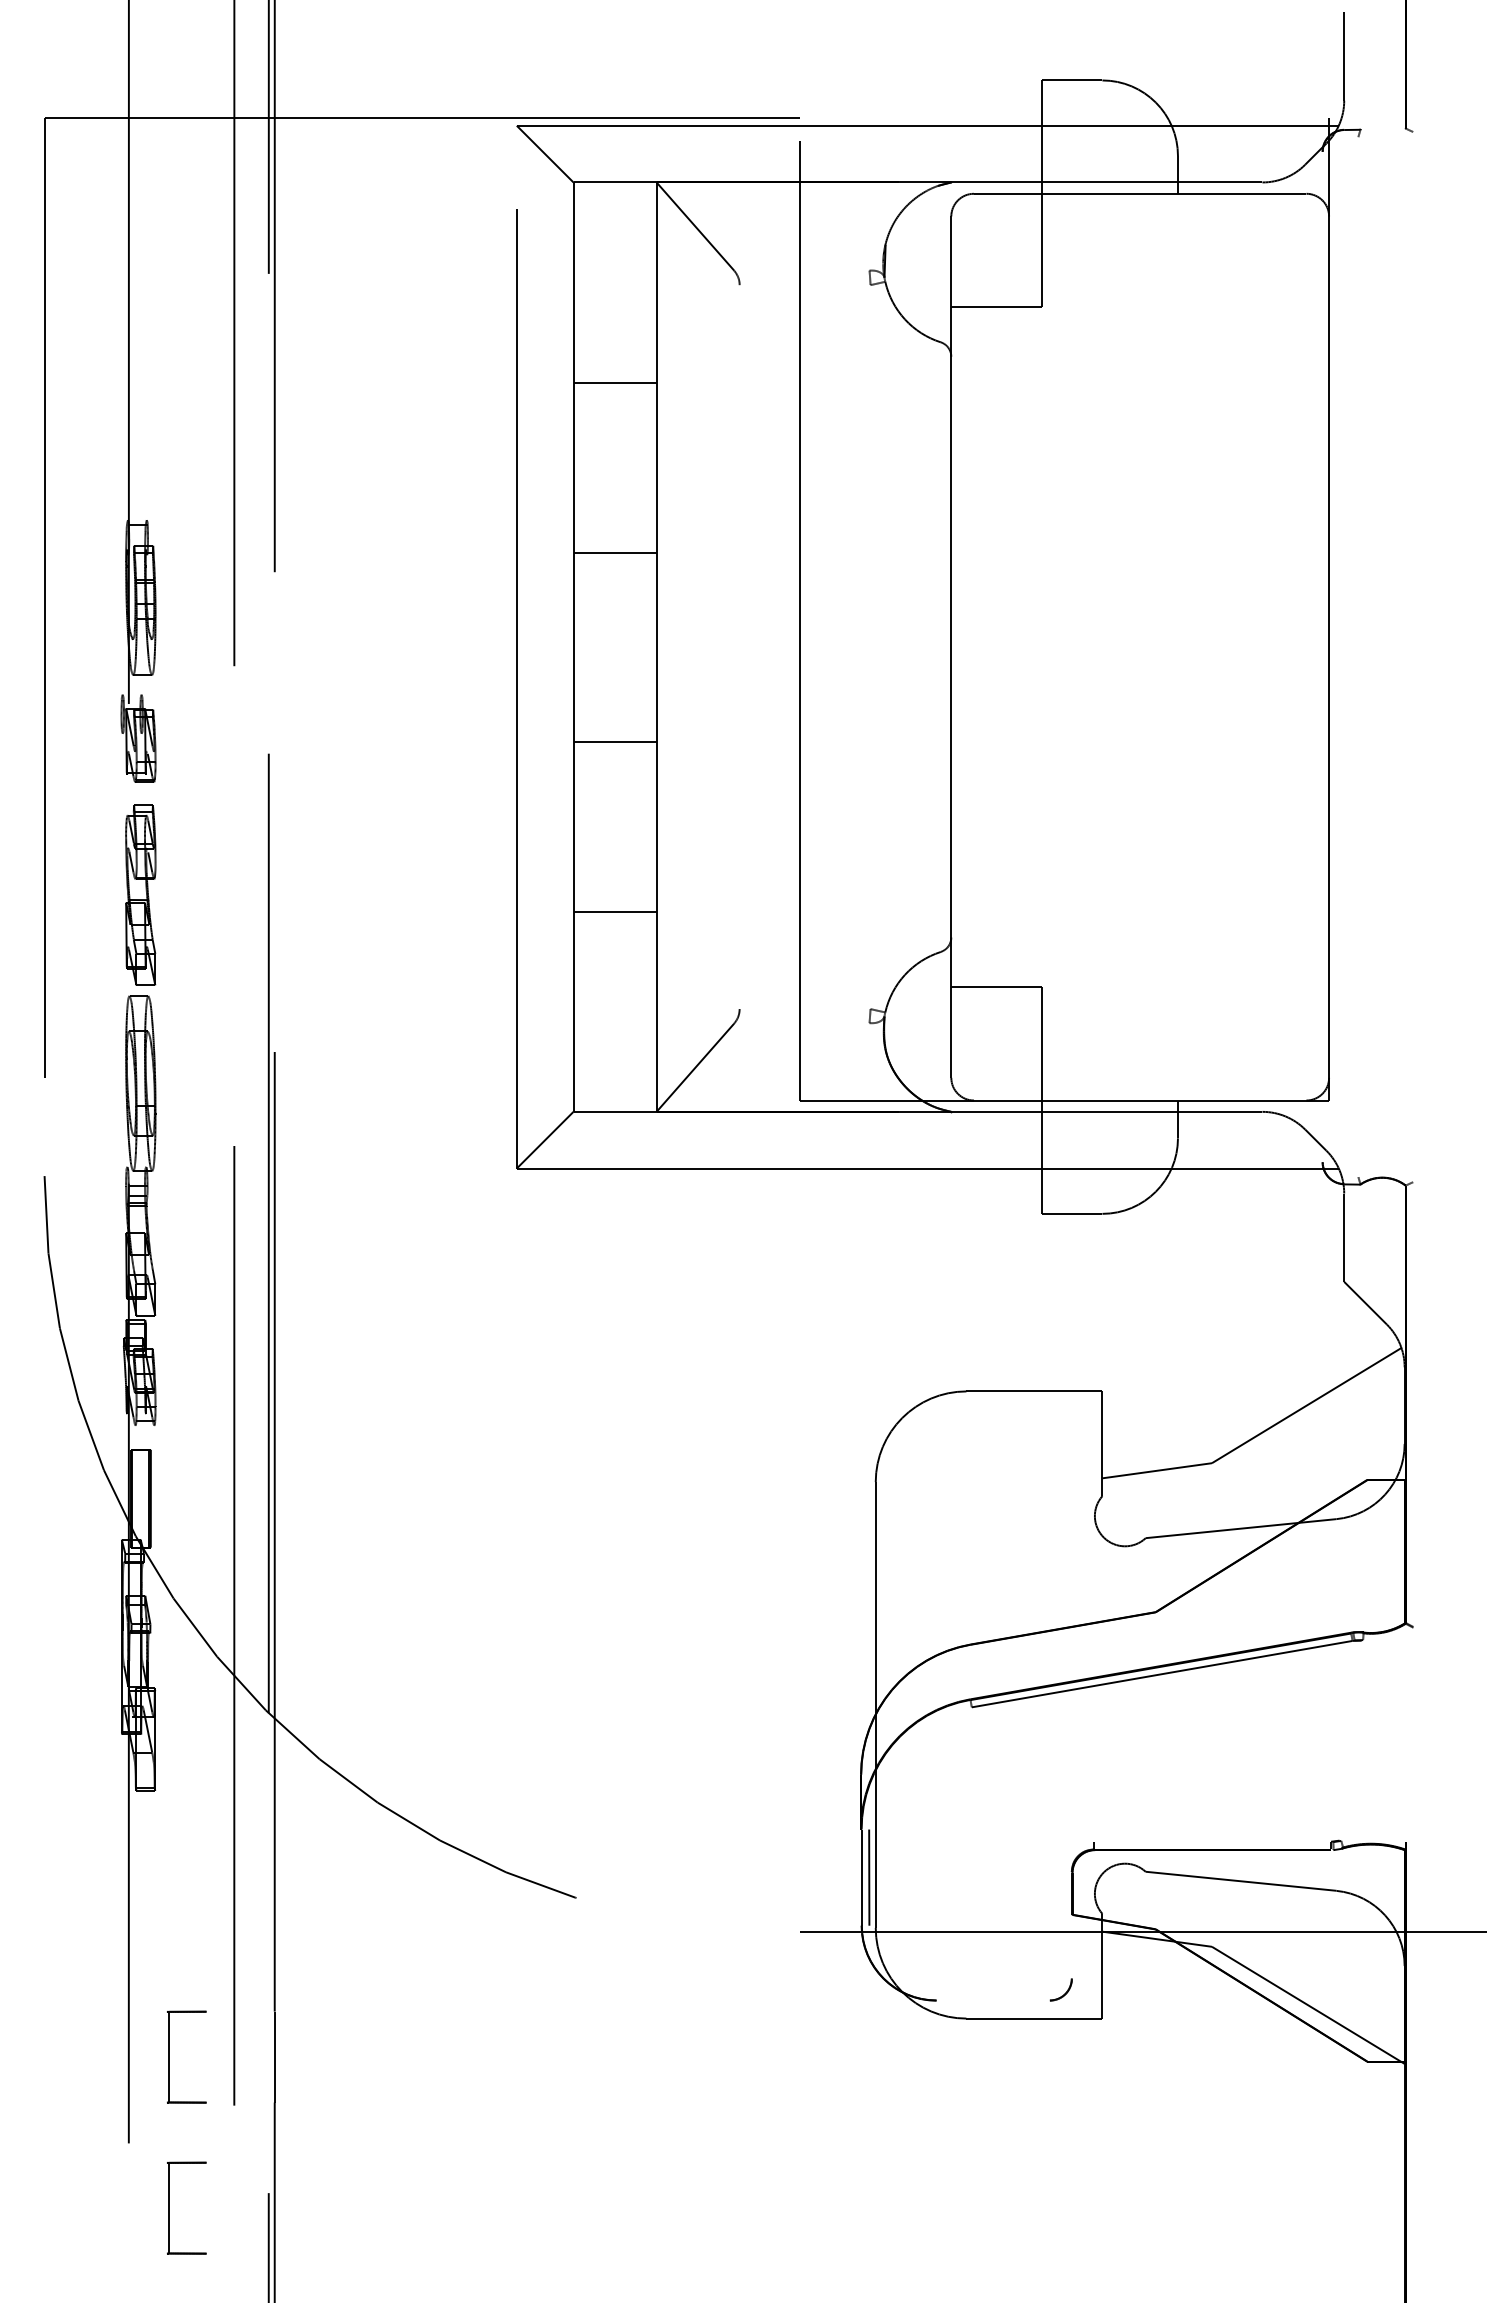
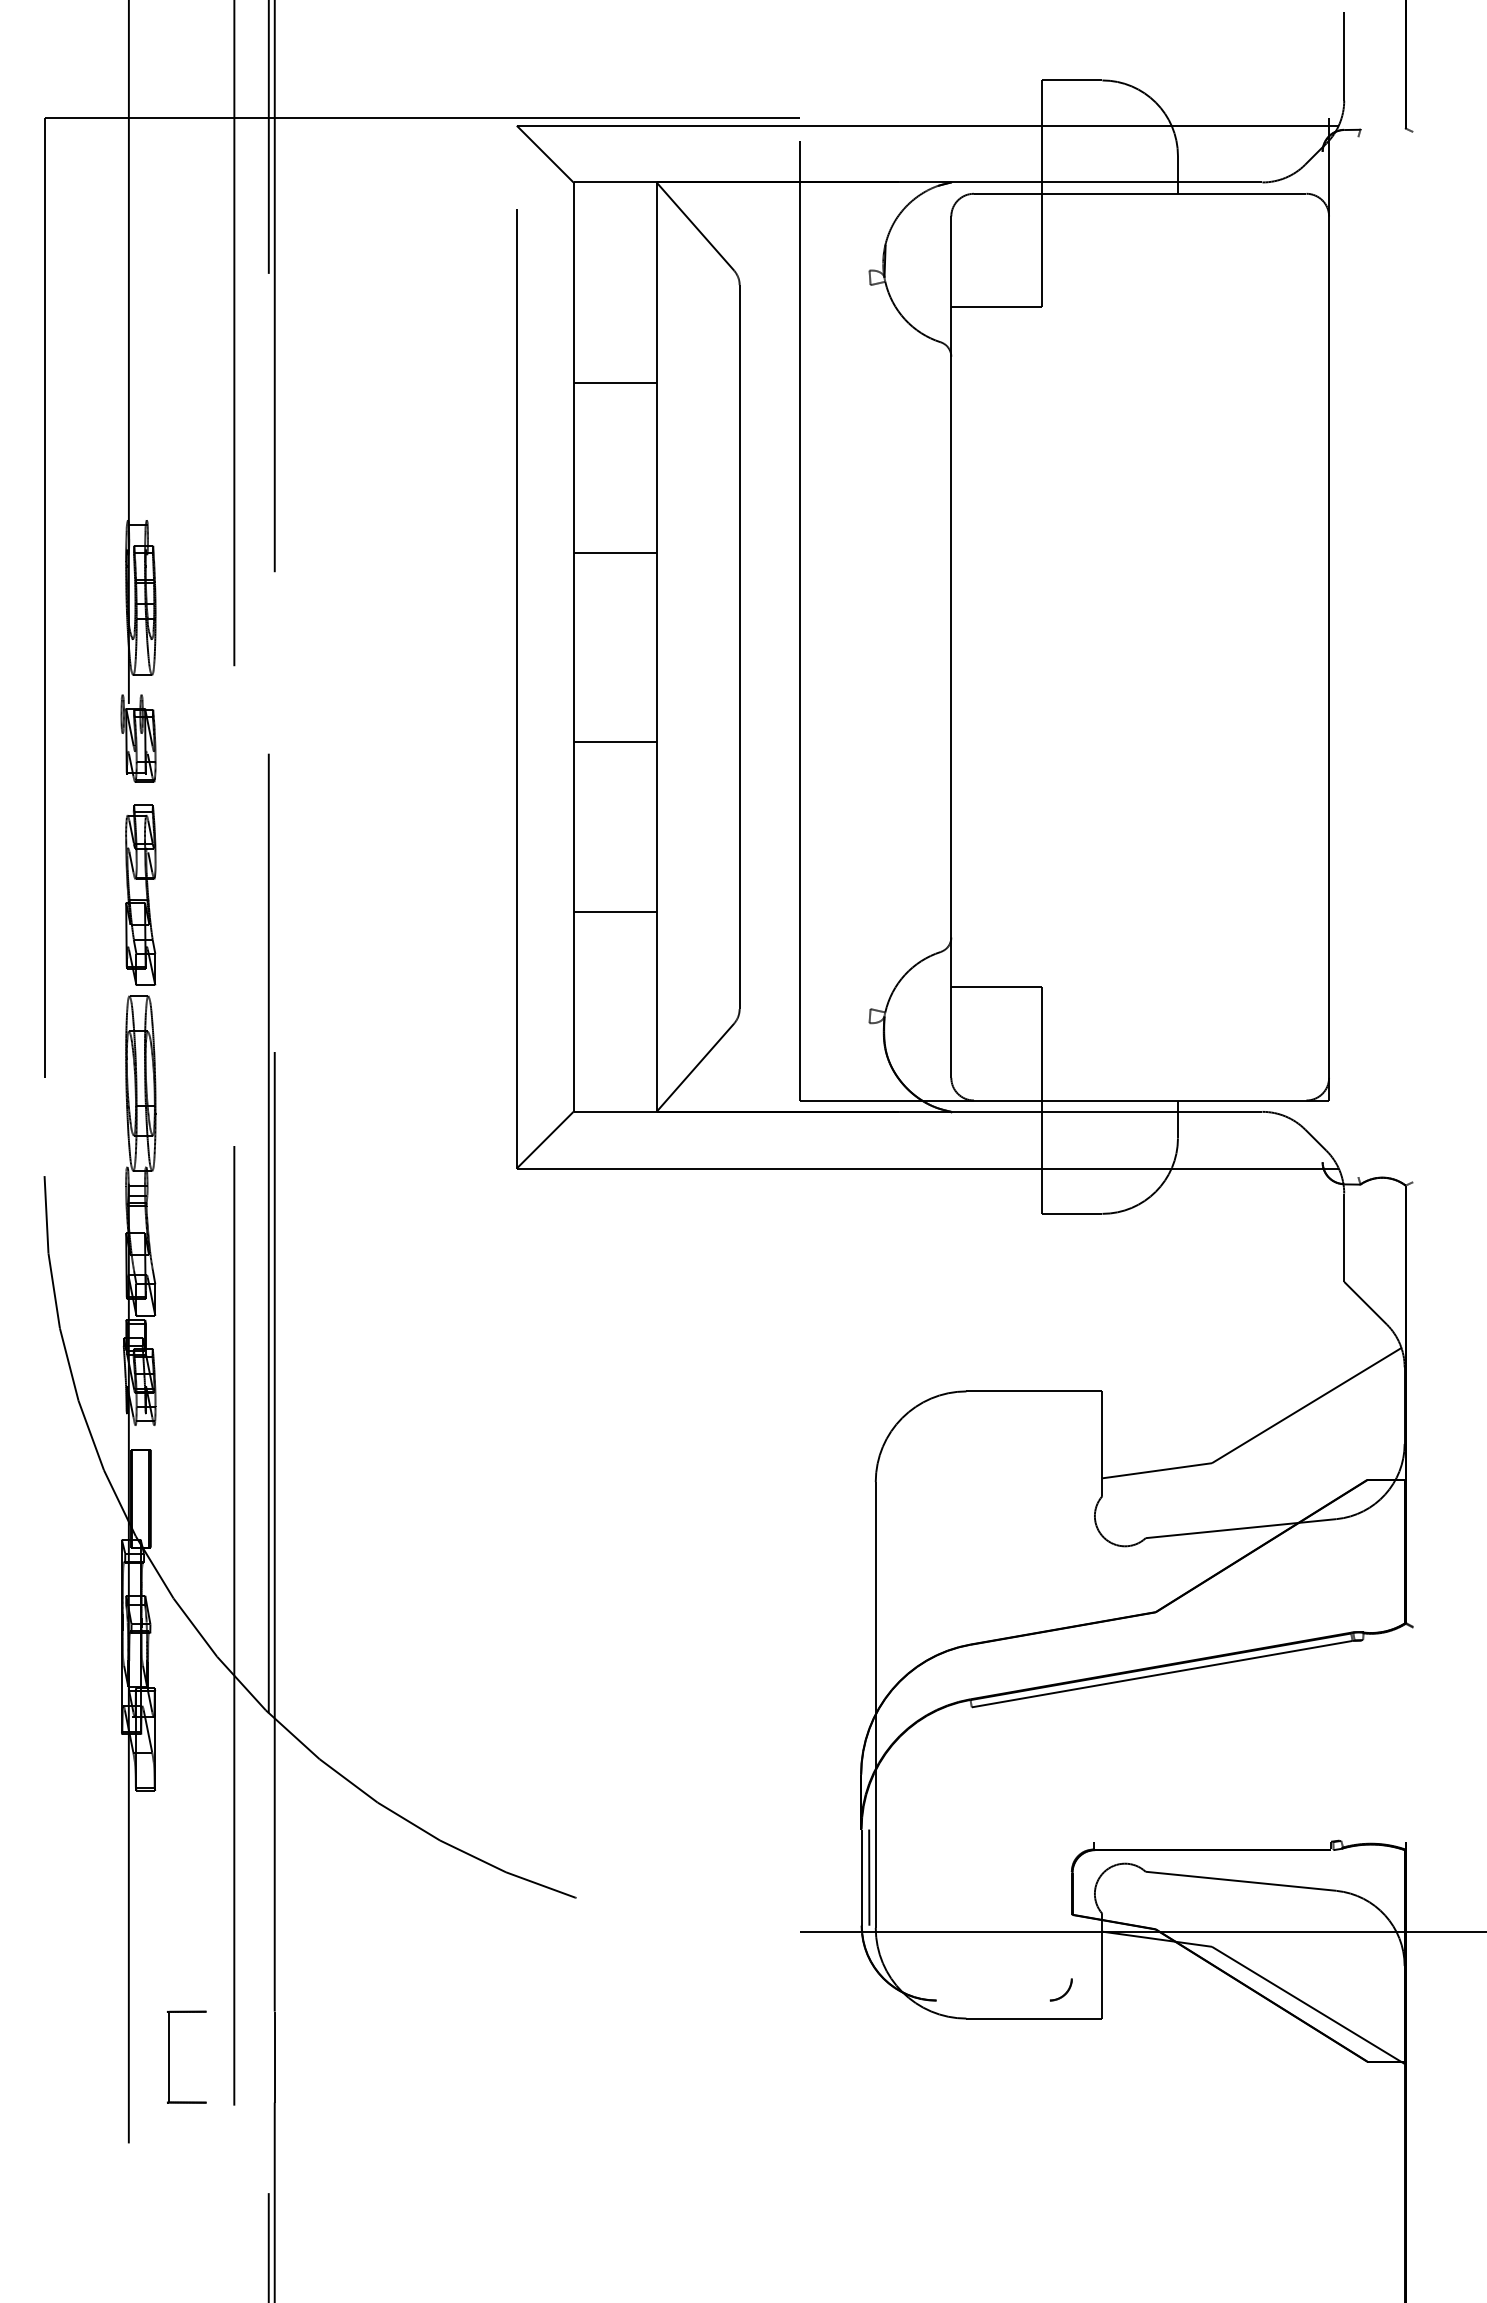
line: none -> present (739, 647)
part: present -> none (169, 2207)
